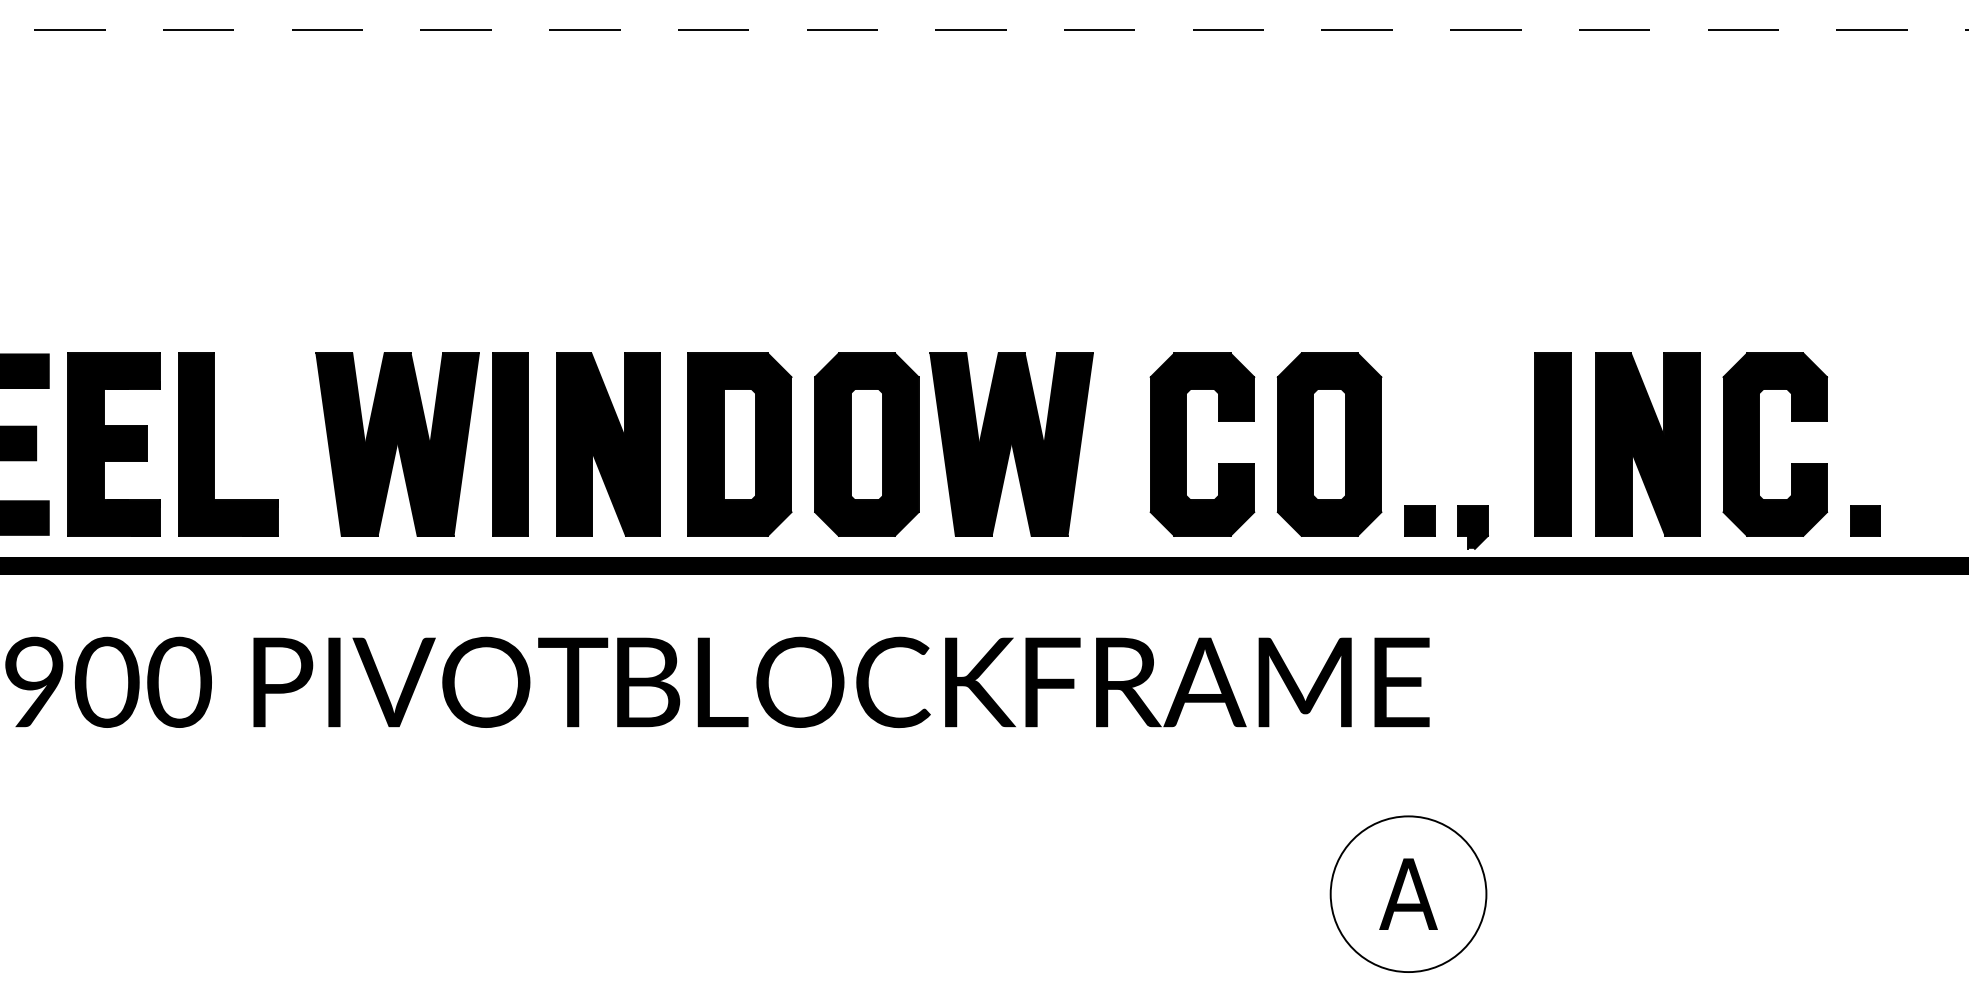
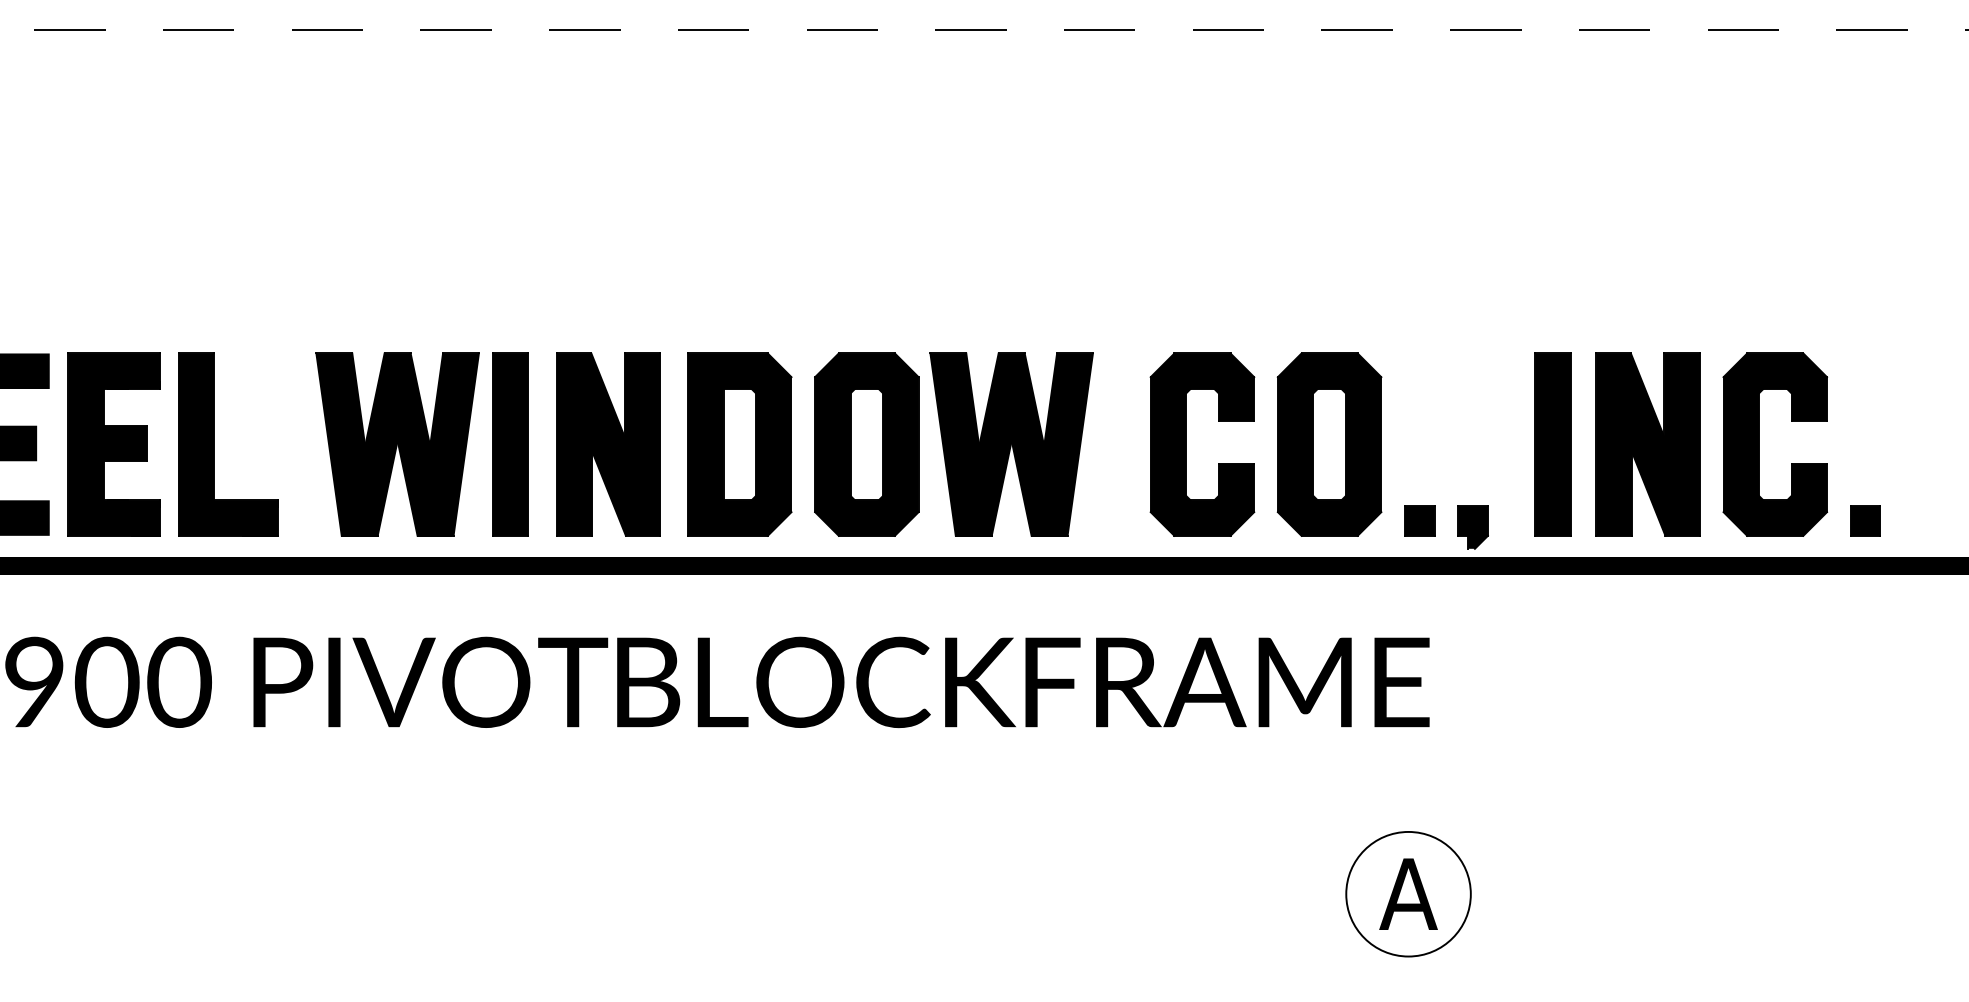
circle diameter: 156 px -> 125 px (1408, 893)
